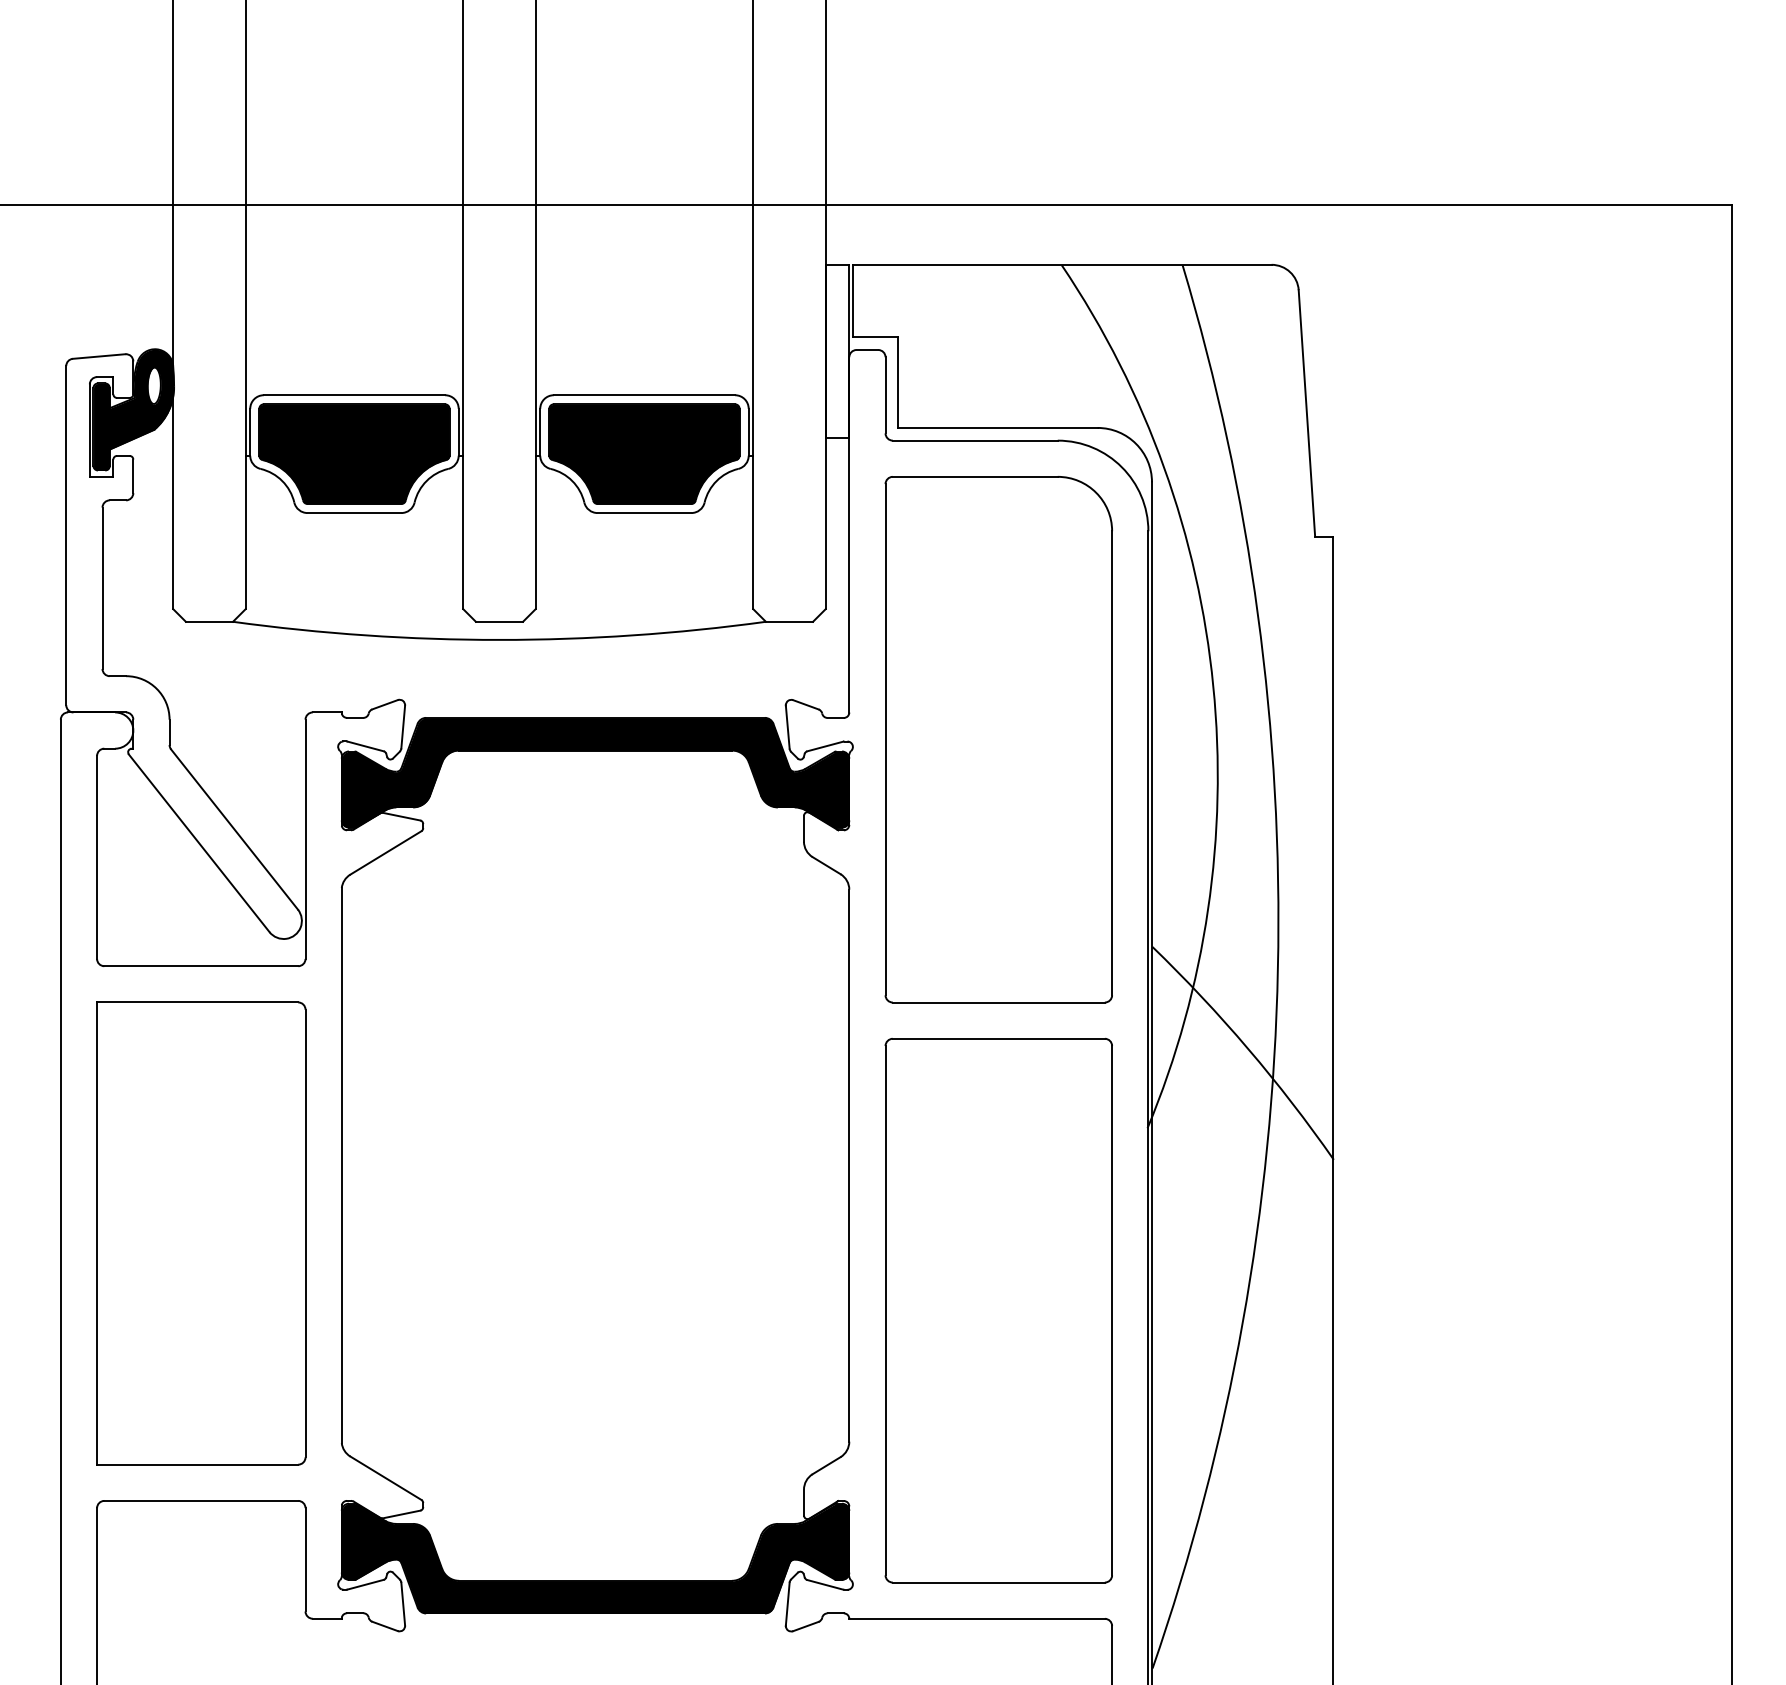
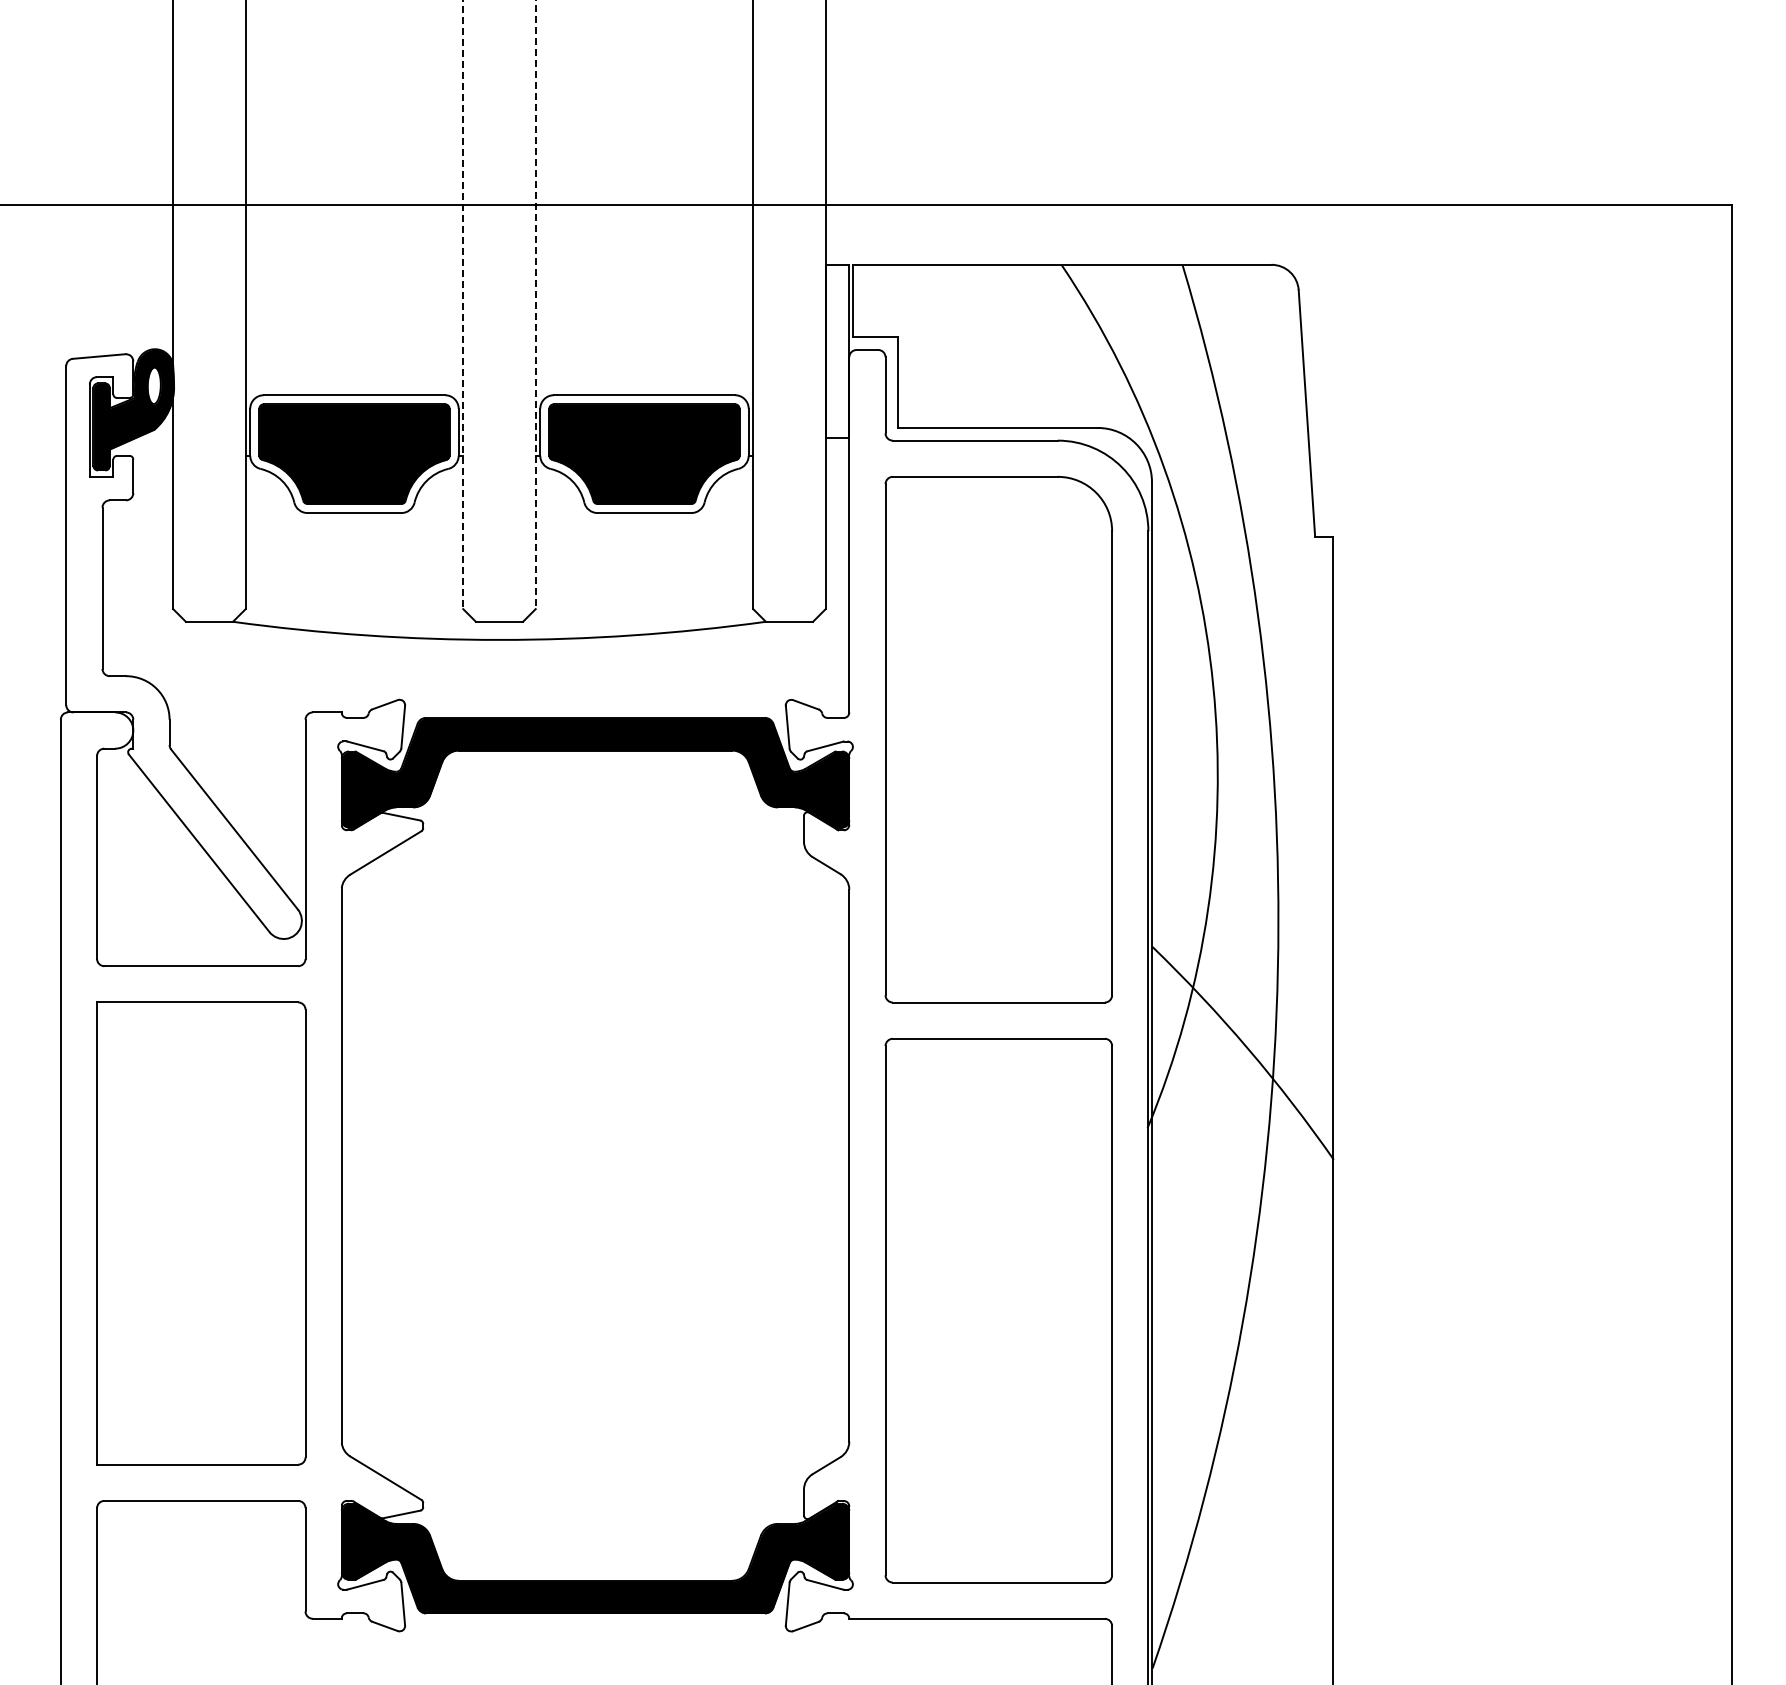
line: solid -> dashed (463, 305)
line: solid -> dashed (535, 305)
